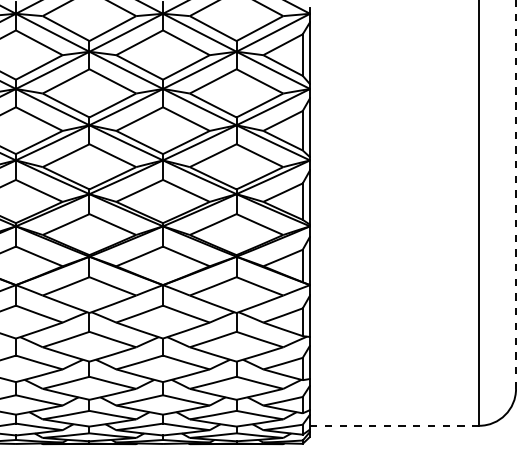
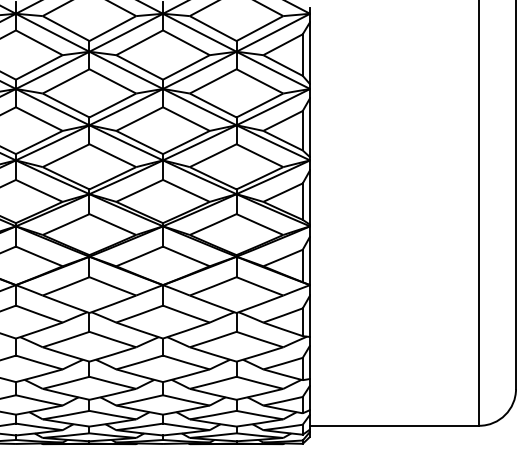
line: dashed -> solid (516, 195)
line: dashed -> solid (394, 425)
